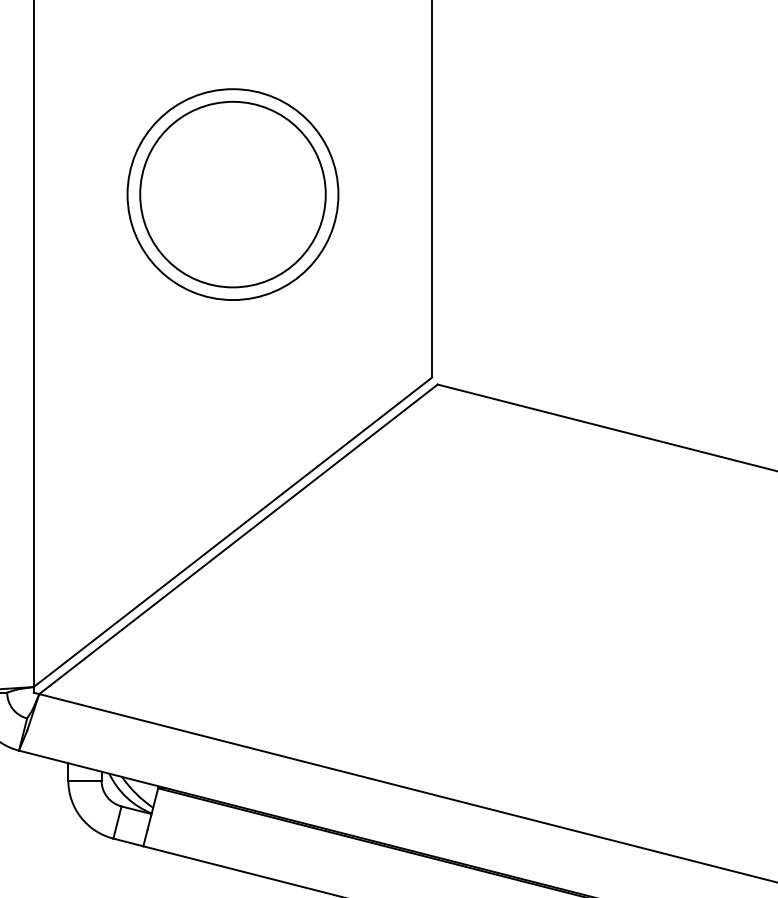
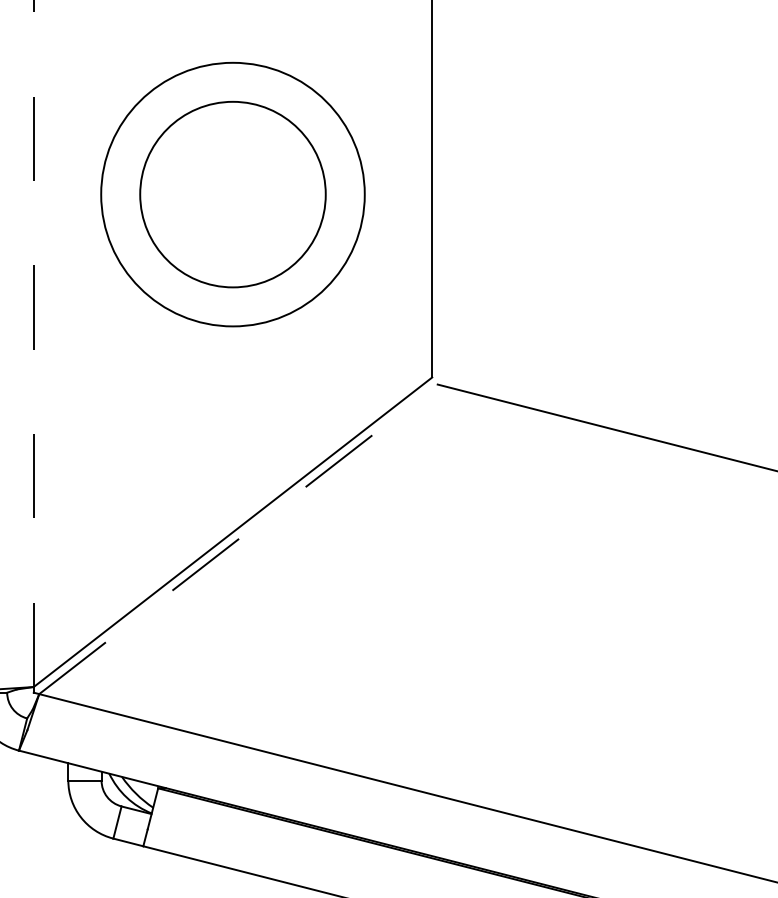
circle diameter: 211 px -> 264 px (232, 194)
line: solid -> dashed (33, 343)
line: solid -> dashed (238, 539)
